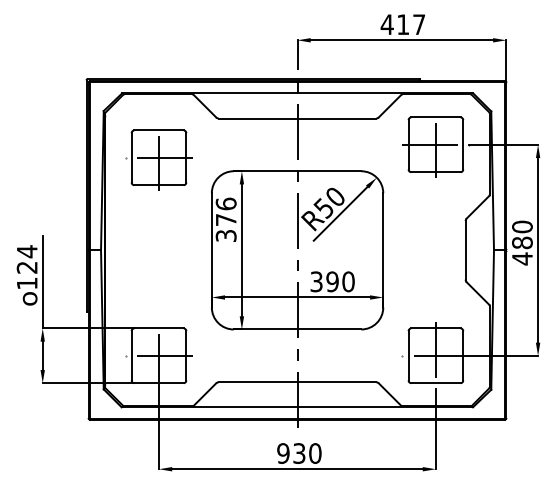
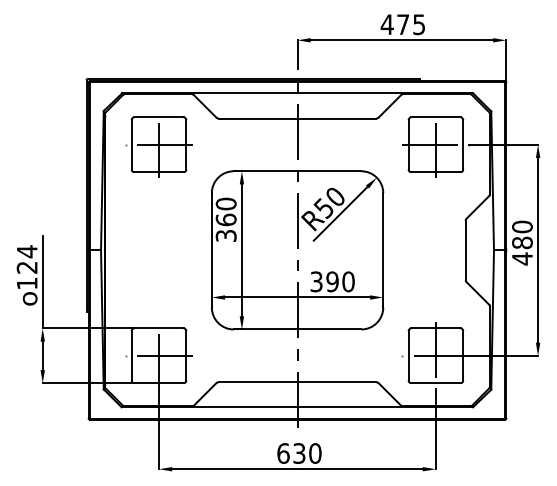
text: 417 -> 475 (411, 24)
part position: (158, 159) -> (158, 146) (158, 146)
text: 376 -> 360 (225, 211)
text: 930 -> 630 (283, 453)
